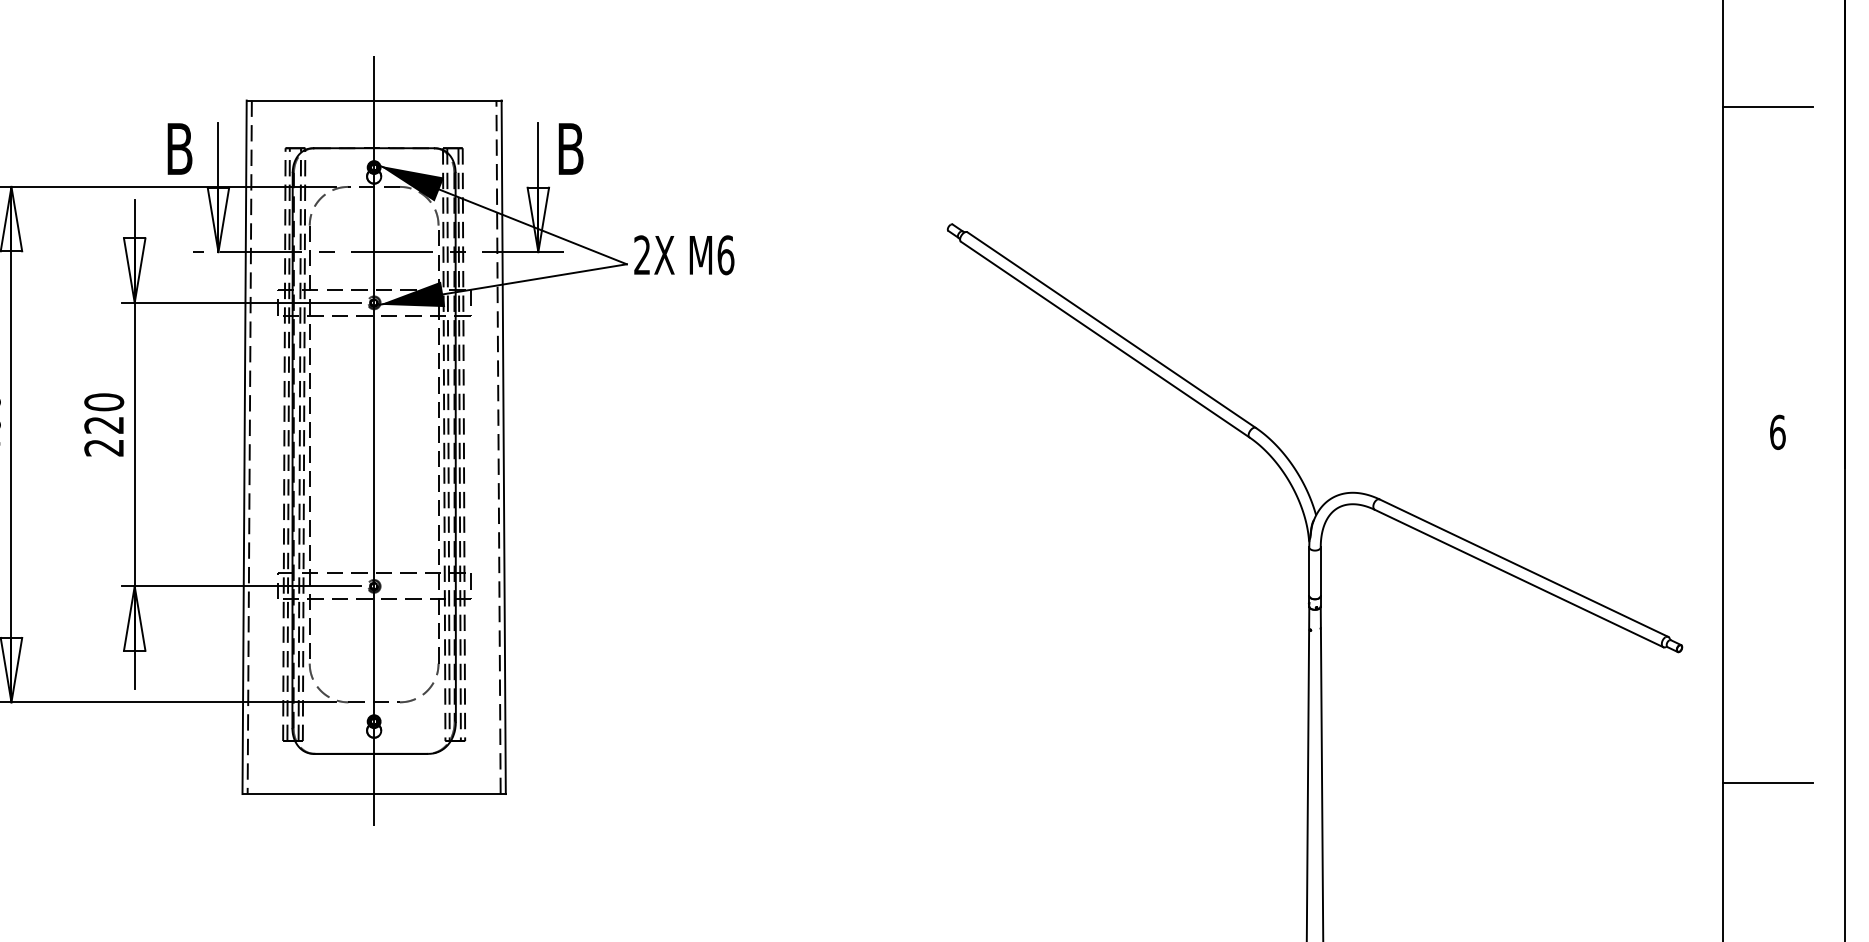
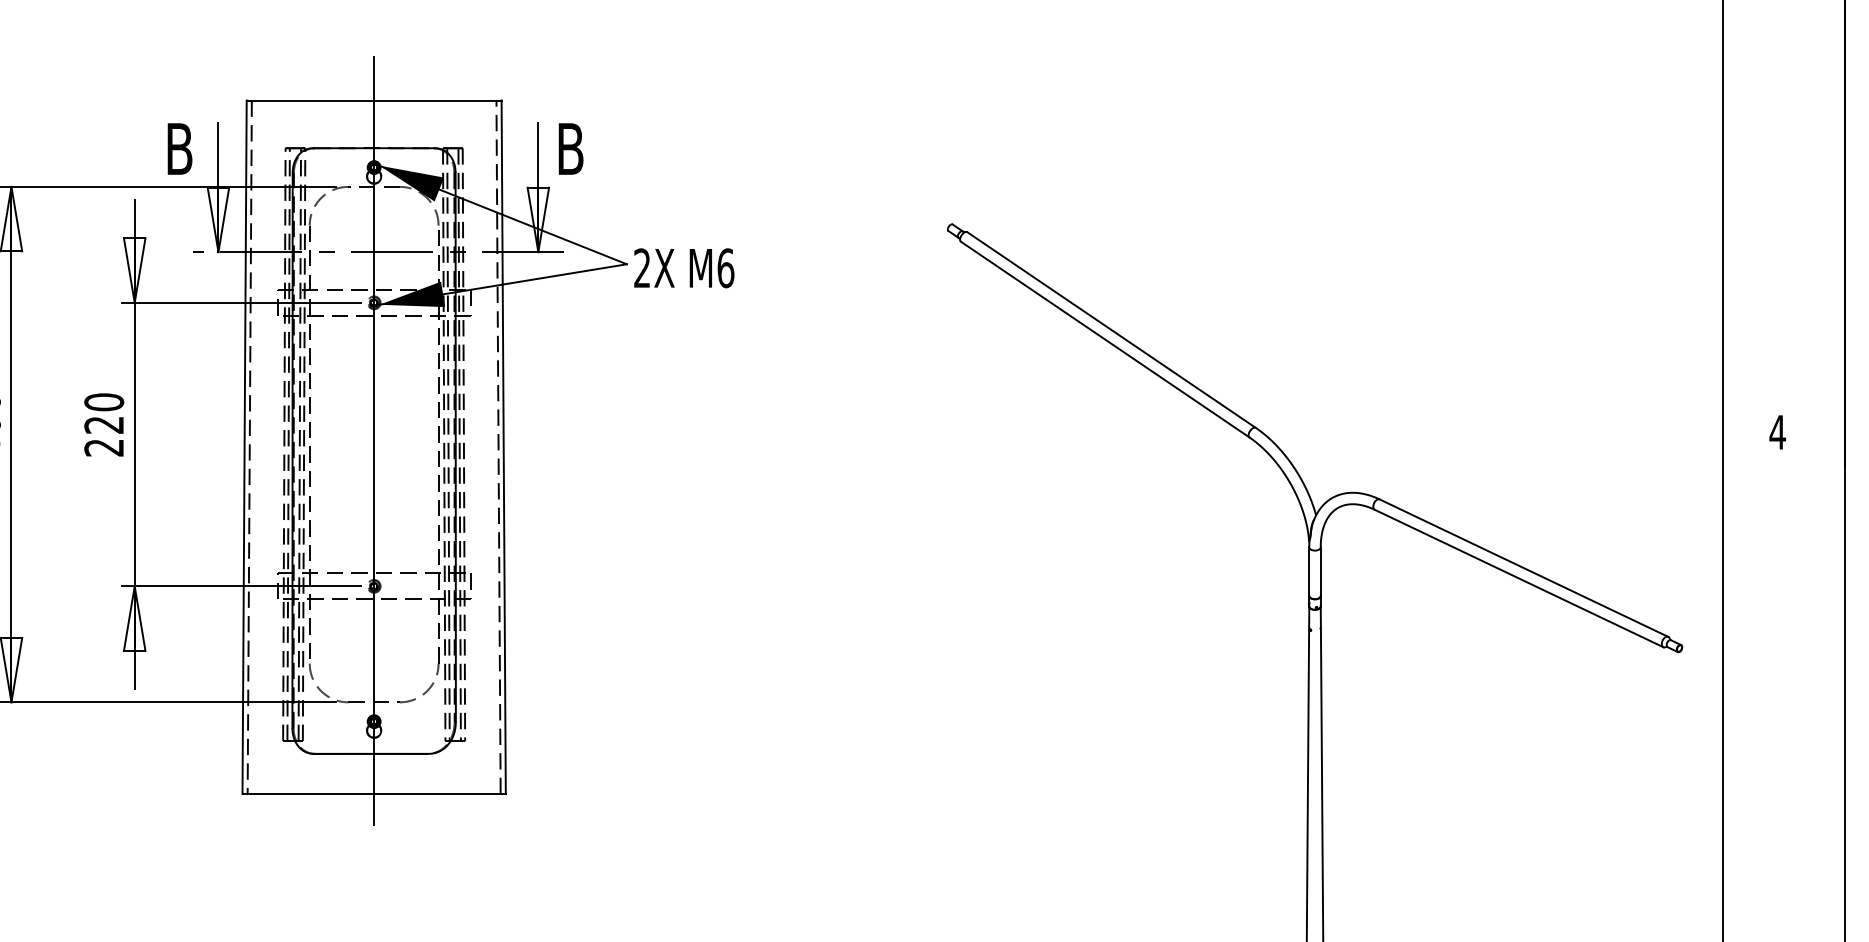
line: present -> none (1767, 107)
text position: (684, 255) -> (684, 268) (684, 268)
text: 6 -> 4 (1777, 431)
line: present -> none (1767, 782)
